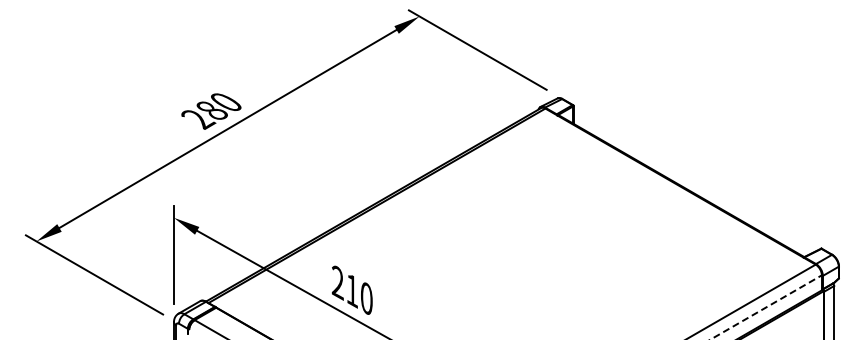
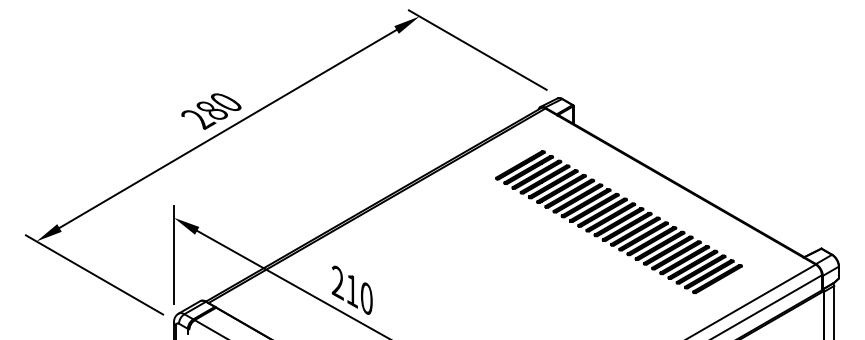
part: none -> present (618, 222)
line: dashed -> solid (766, 307)
